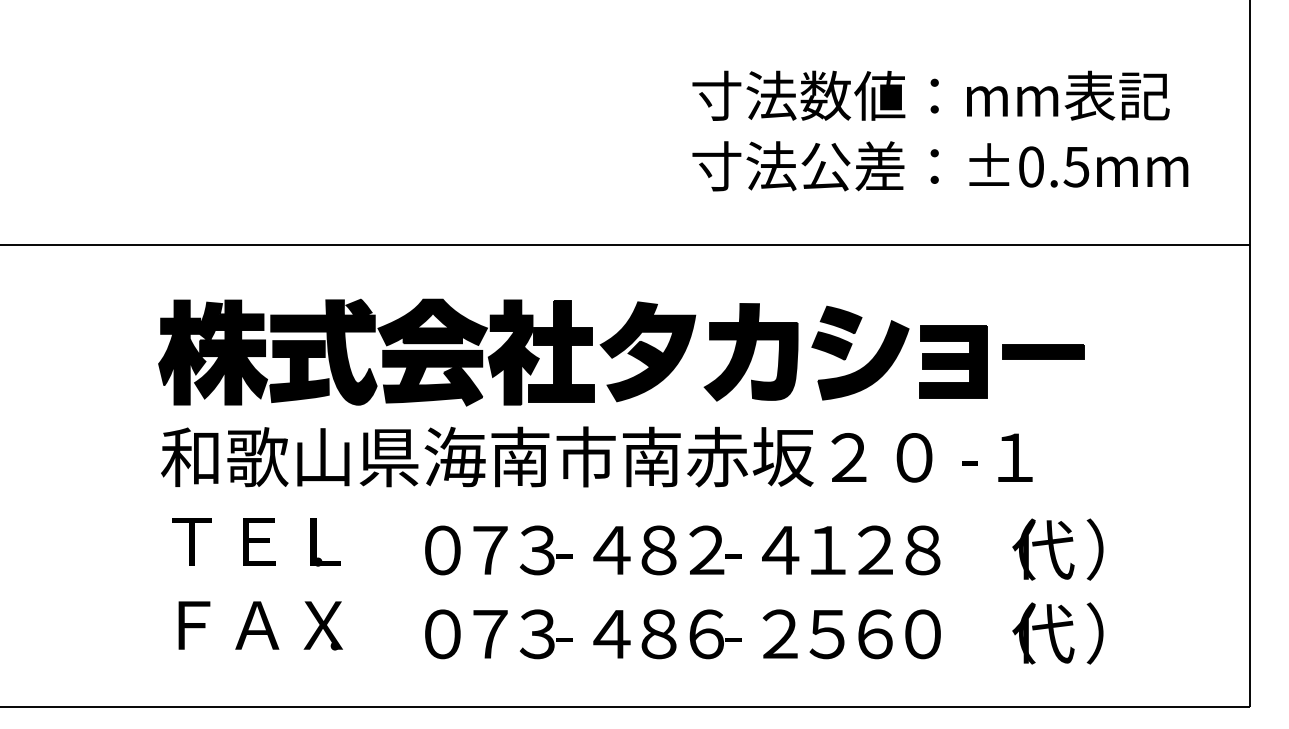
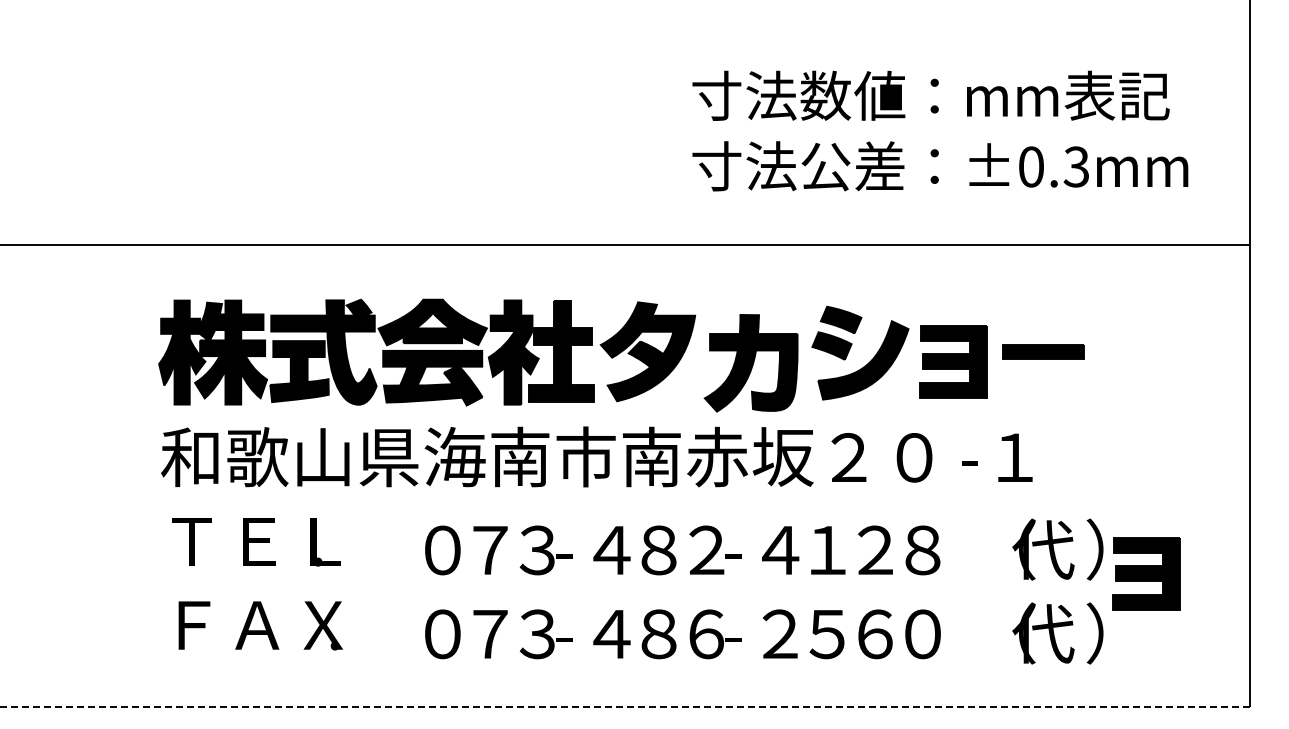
text: ±0.5mm -> ±0.3mm (1076, 166)
part position: (750, 352) -> (750, 363) (750, 363)
part: none -> present (1146, 573)
line: solid -> dashed (625, 707)
